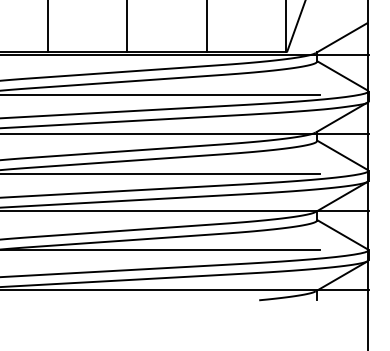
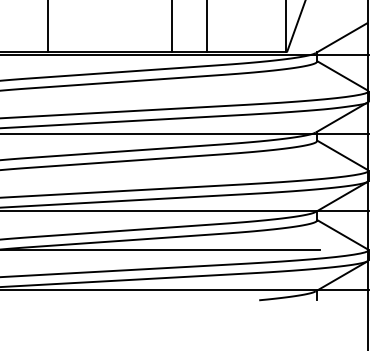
line position: (127, 26) -> (172, 26) (172, 26)
line: present -> none (160, 94)
line: present -> none (160, 174)
